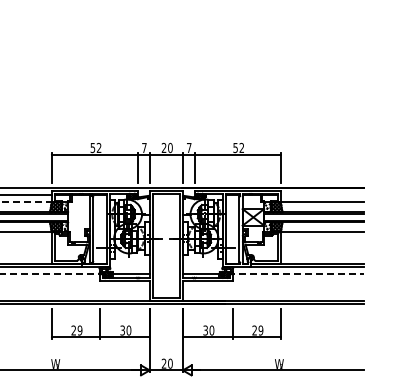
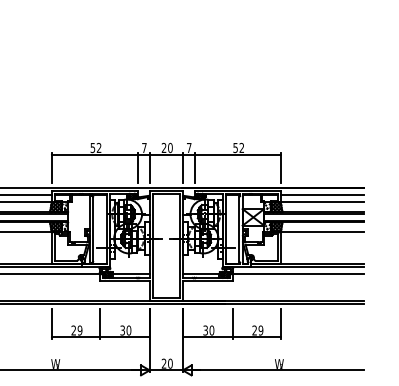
line: none -> present (321, 194)
line: dashed -> solid (26, 202)
line: dashed -> solid (52, 274)
line: dashed -> solid (296, 274)
